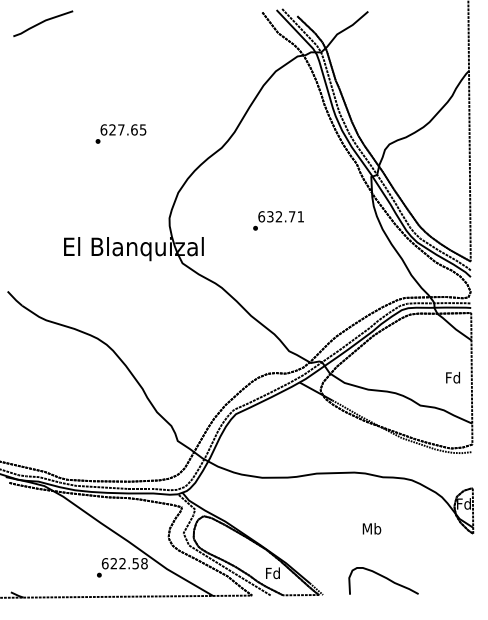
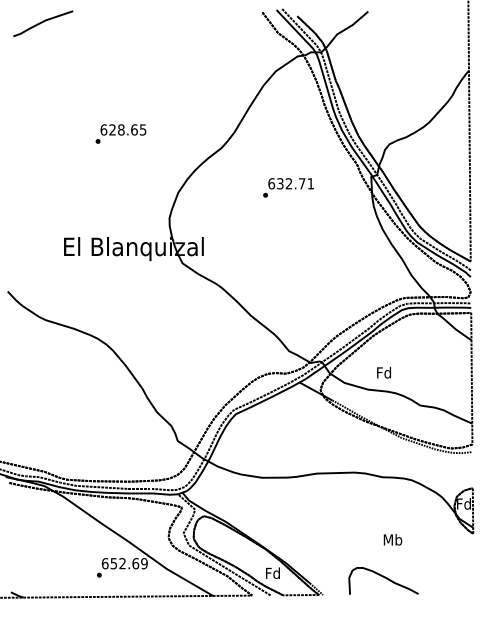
text: 627.65 -> 628.65 (121, 129)
text position: (278, 220) -> (288, 187) (288, 187)
text position: (452, 377) -> (383, 372) (383, 372)
text position: (371, 528) -> (392, 539) (392, 539)
text: 622.58 -> 652.69 (128, 563)
